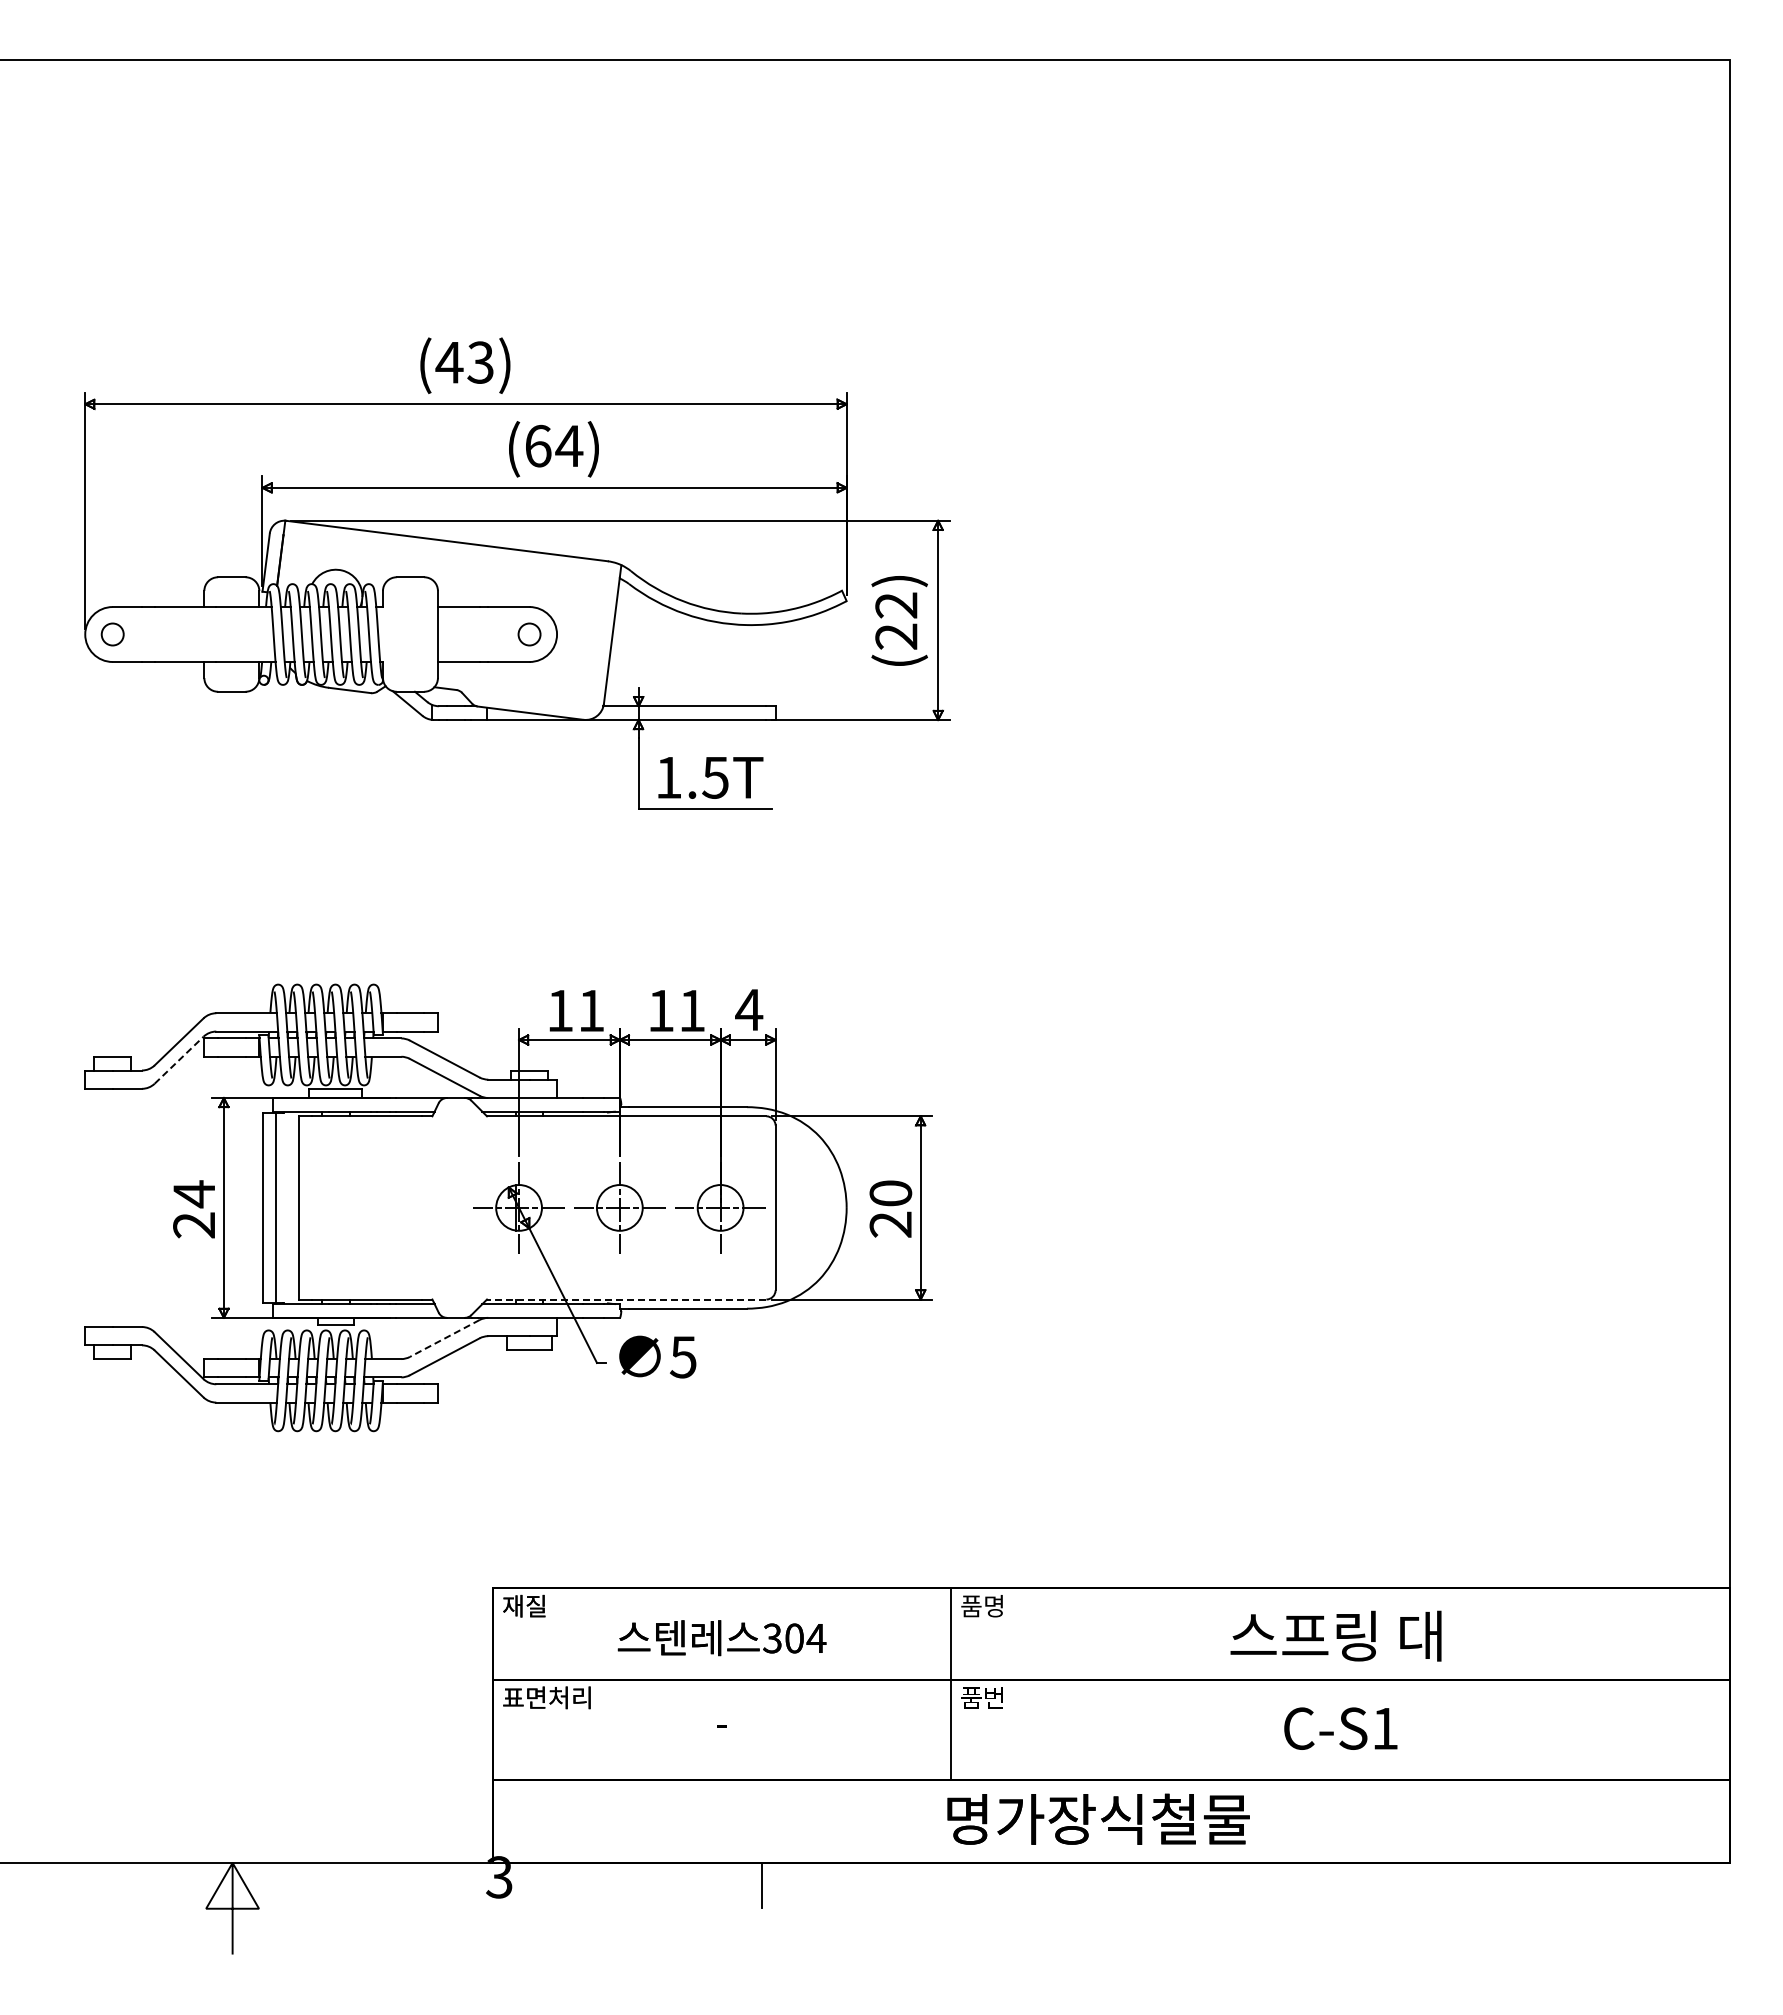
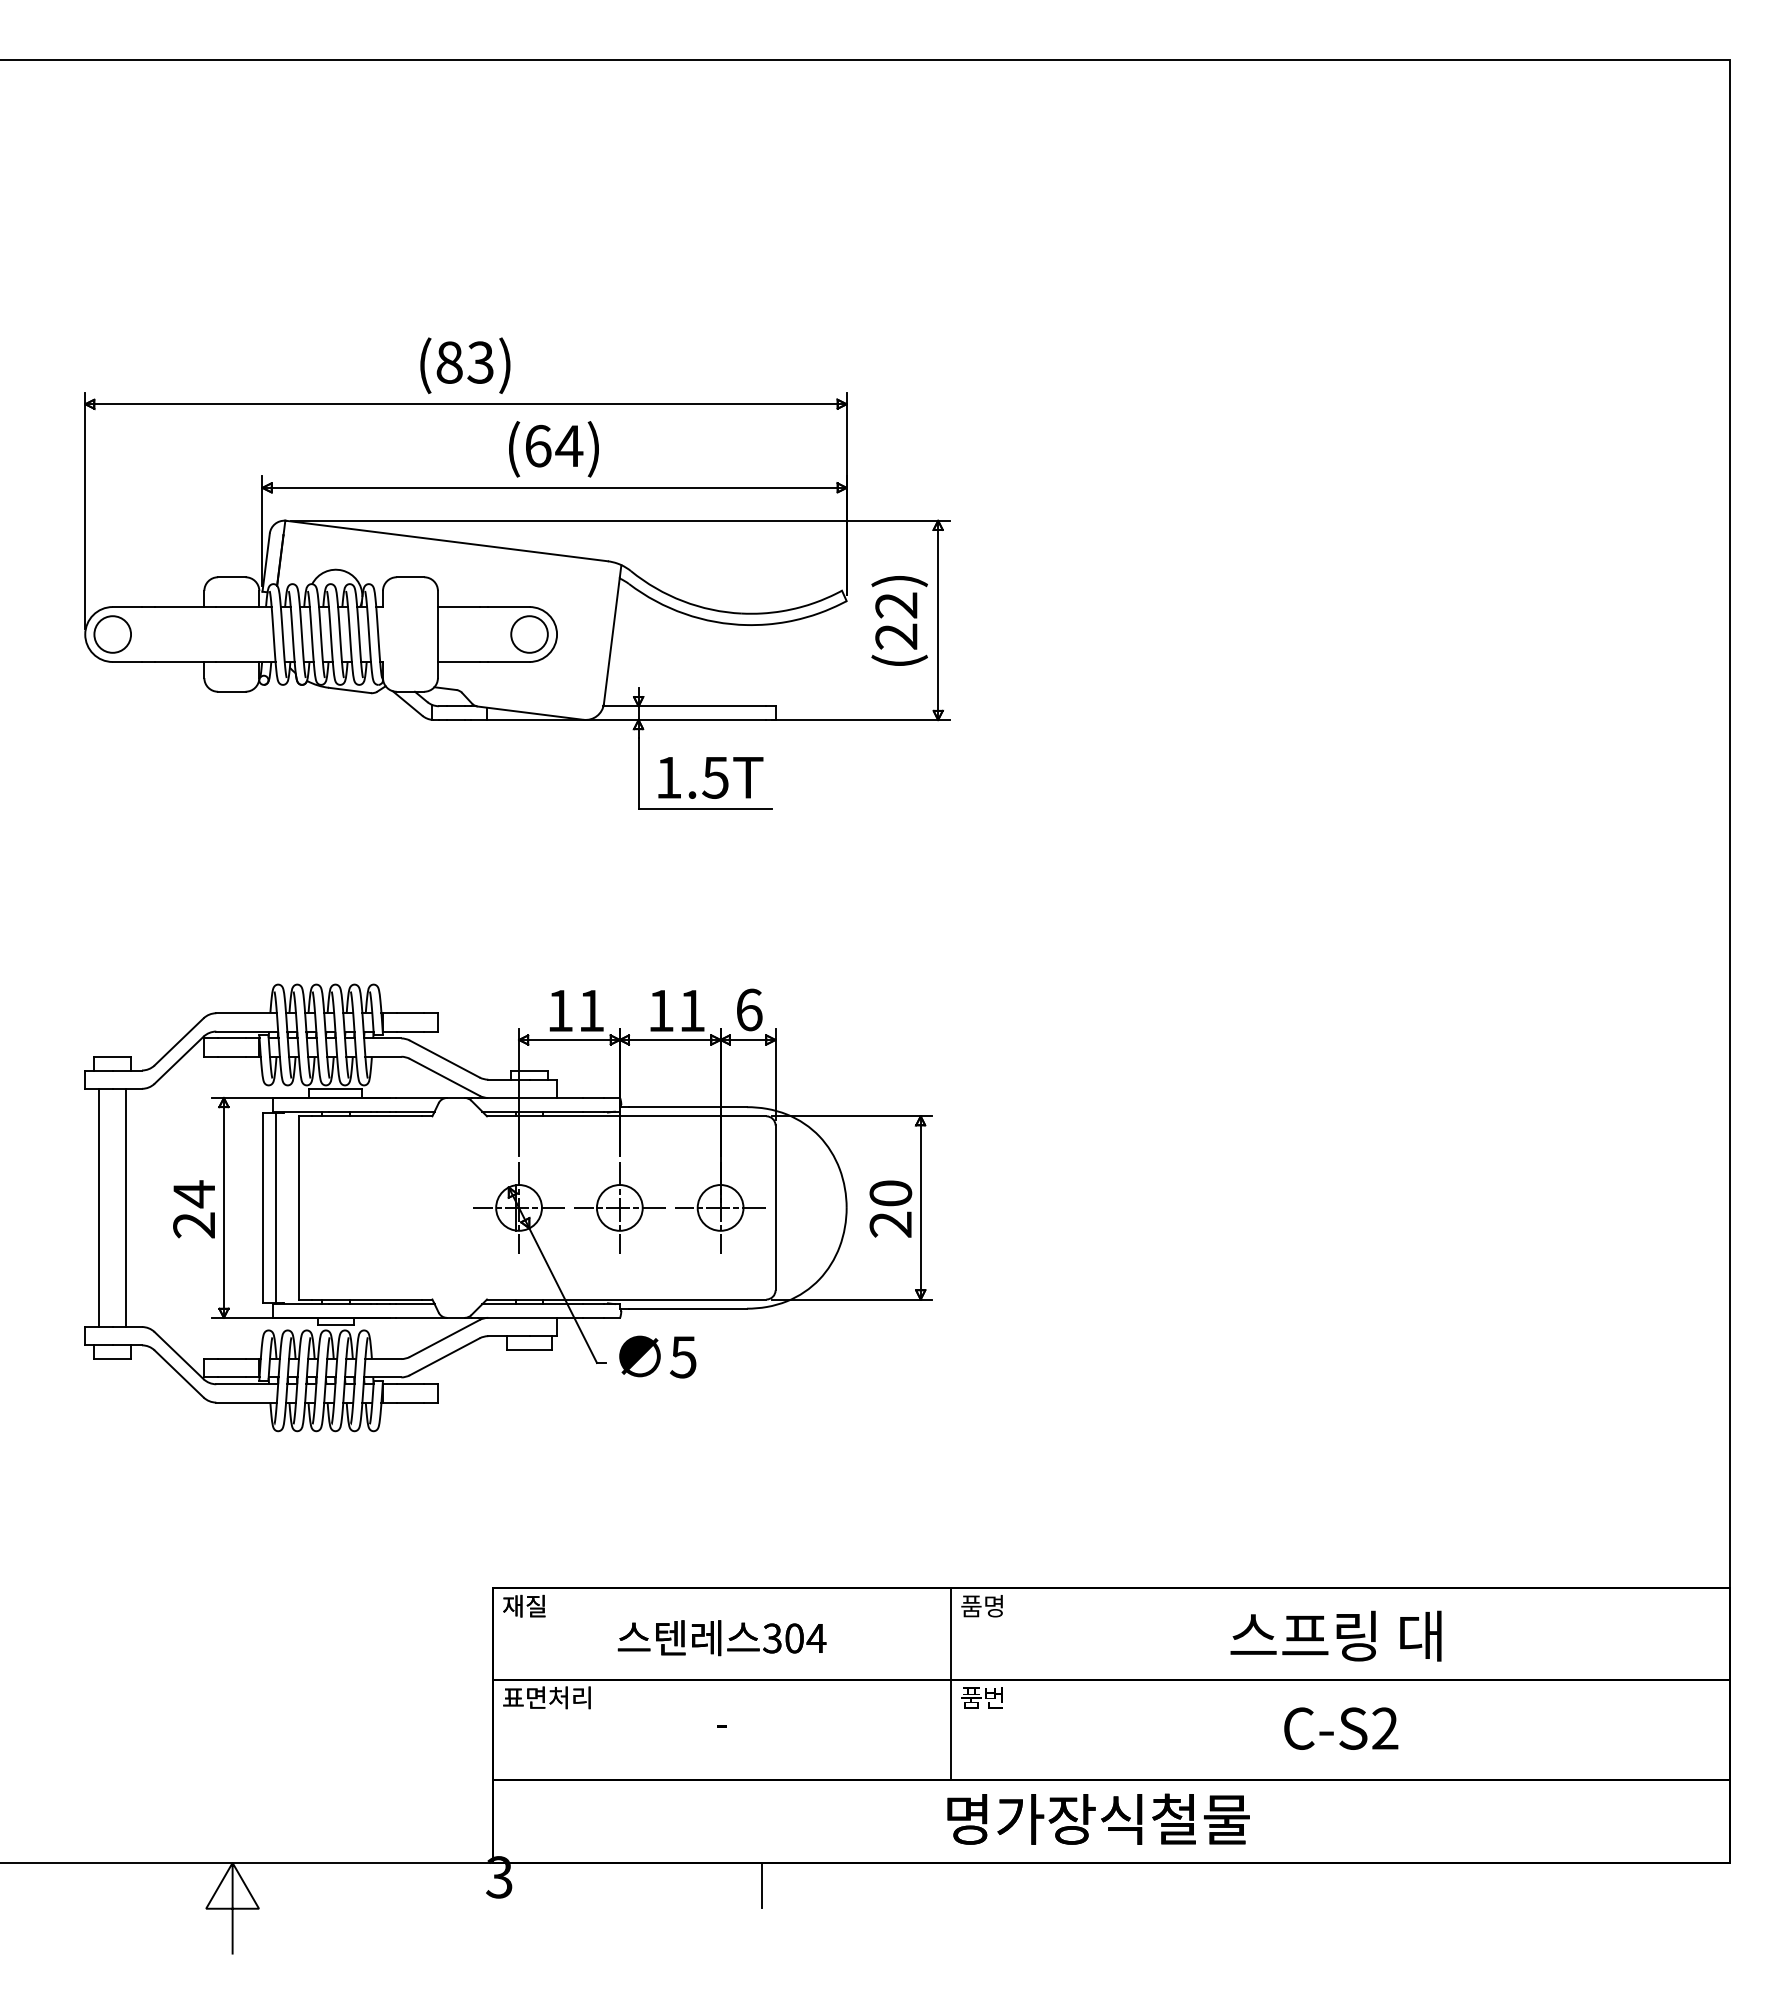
text: (43) -> (83) (449, 362)
circle diameter: 22 px -> 37 px (112, 634)
circle diameter: 22 px -> 37 px (529, 634)
text: 4 -> 6 (749, 1009)
line: dashed -> solid (179, 1060)
line: none -> present (99, 1207)
line: none -> present (126, 1207)
line: dashed -> solid (626, 1299)
line: dashed -> solid (444, 1338)
text: C-S1 -> C-S2 (1385, 1728)
